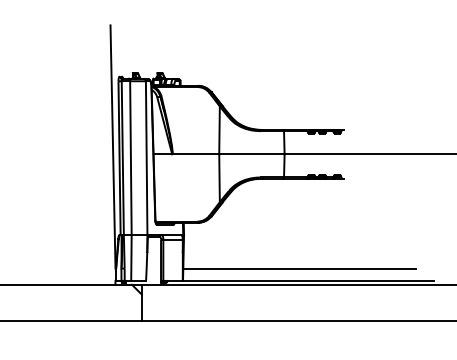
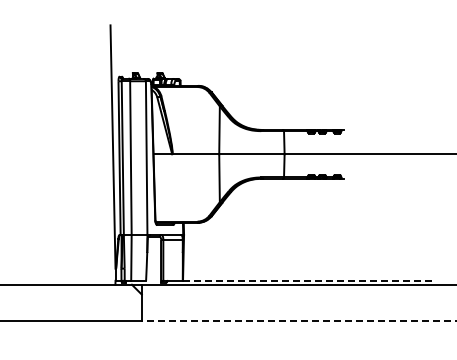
line: present -> none (299, 268)
line: solid -> dashed (308, 280)
line: solid -> dashed (298, 321)
